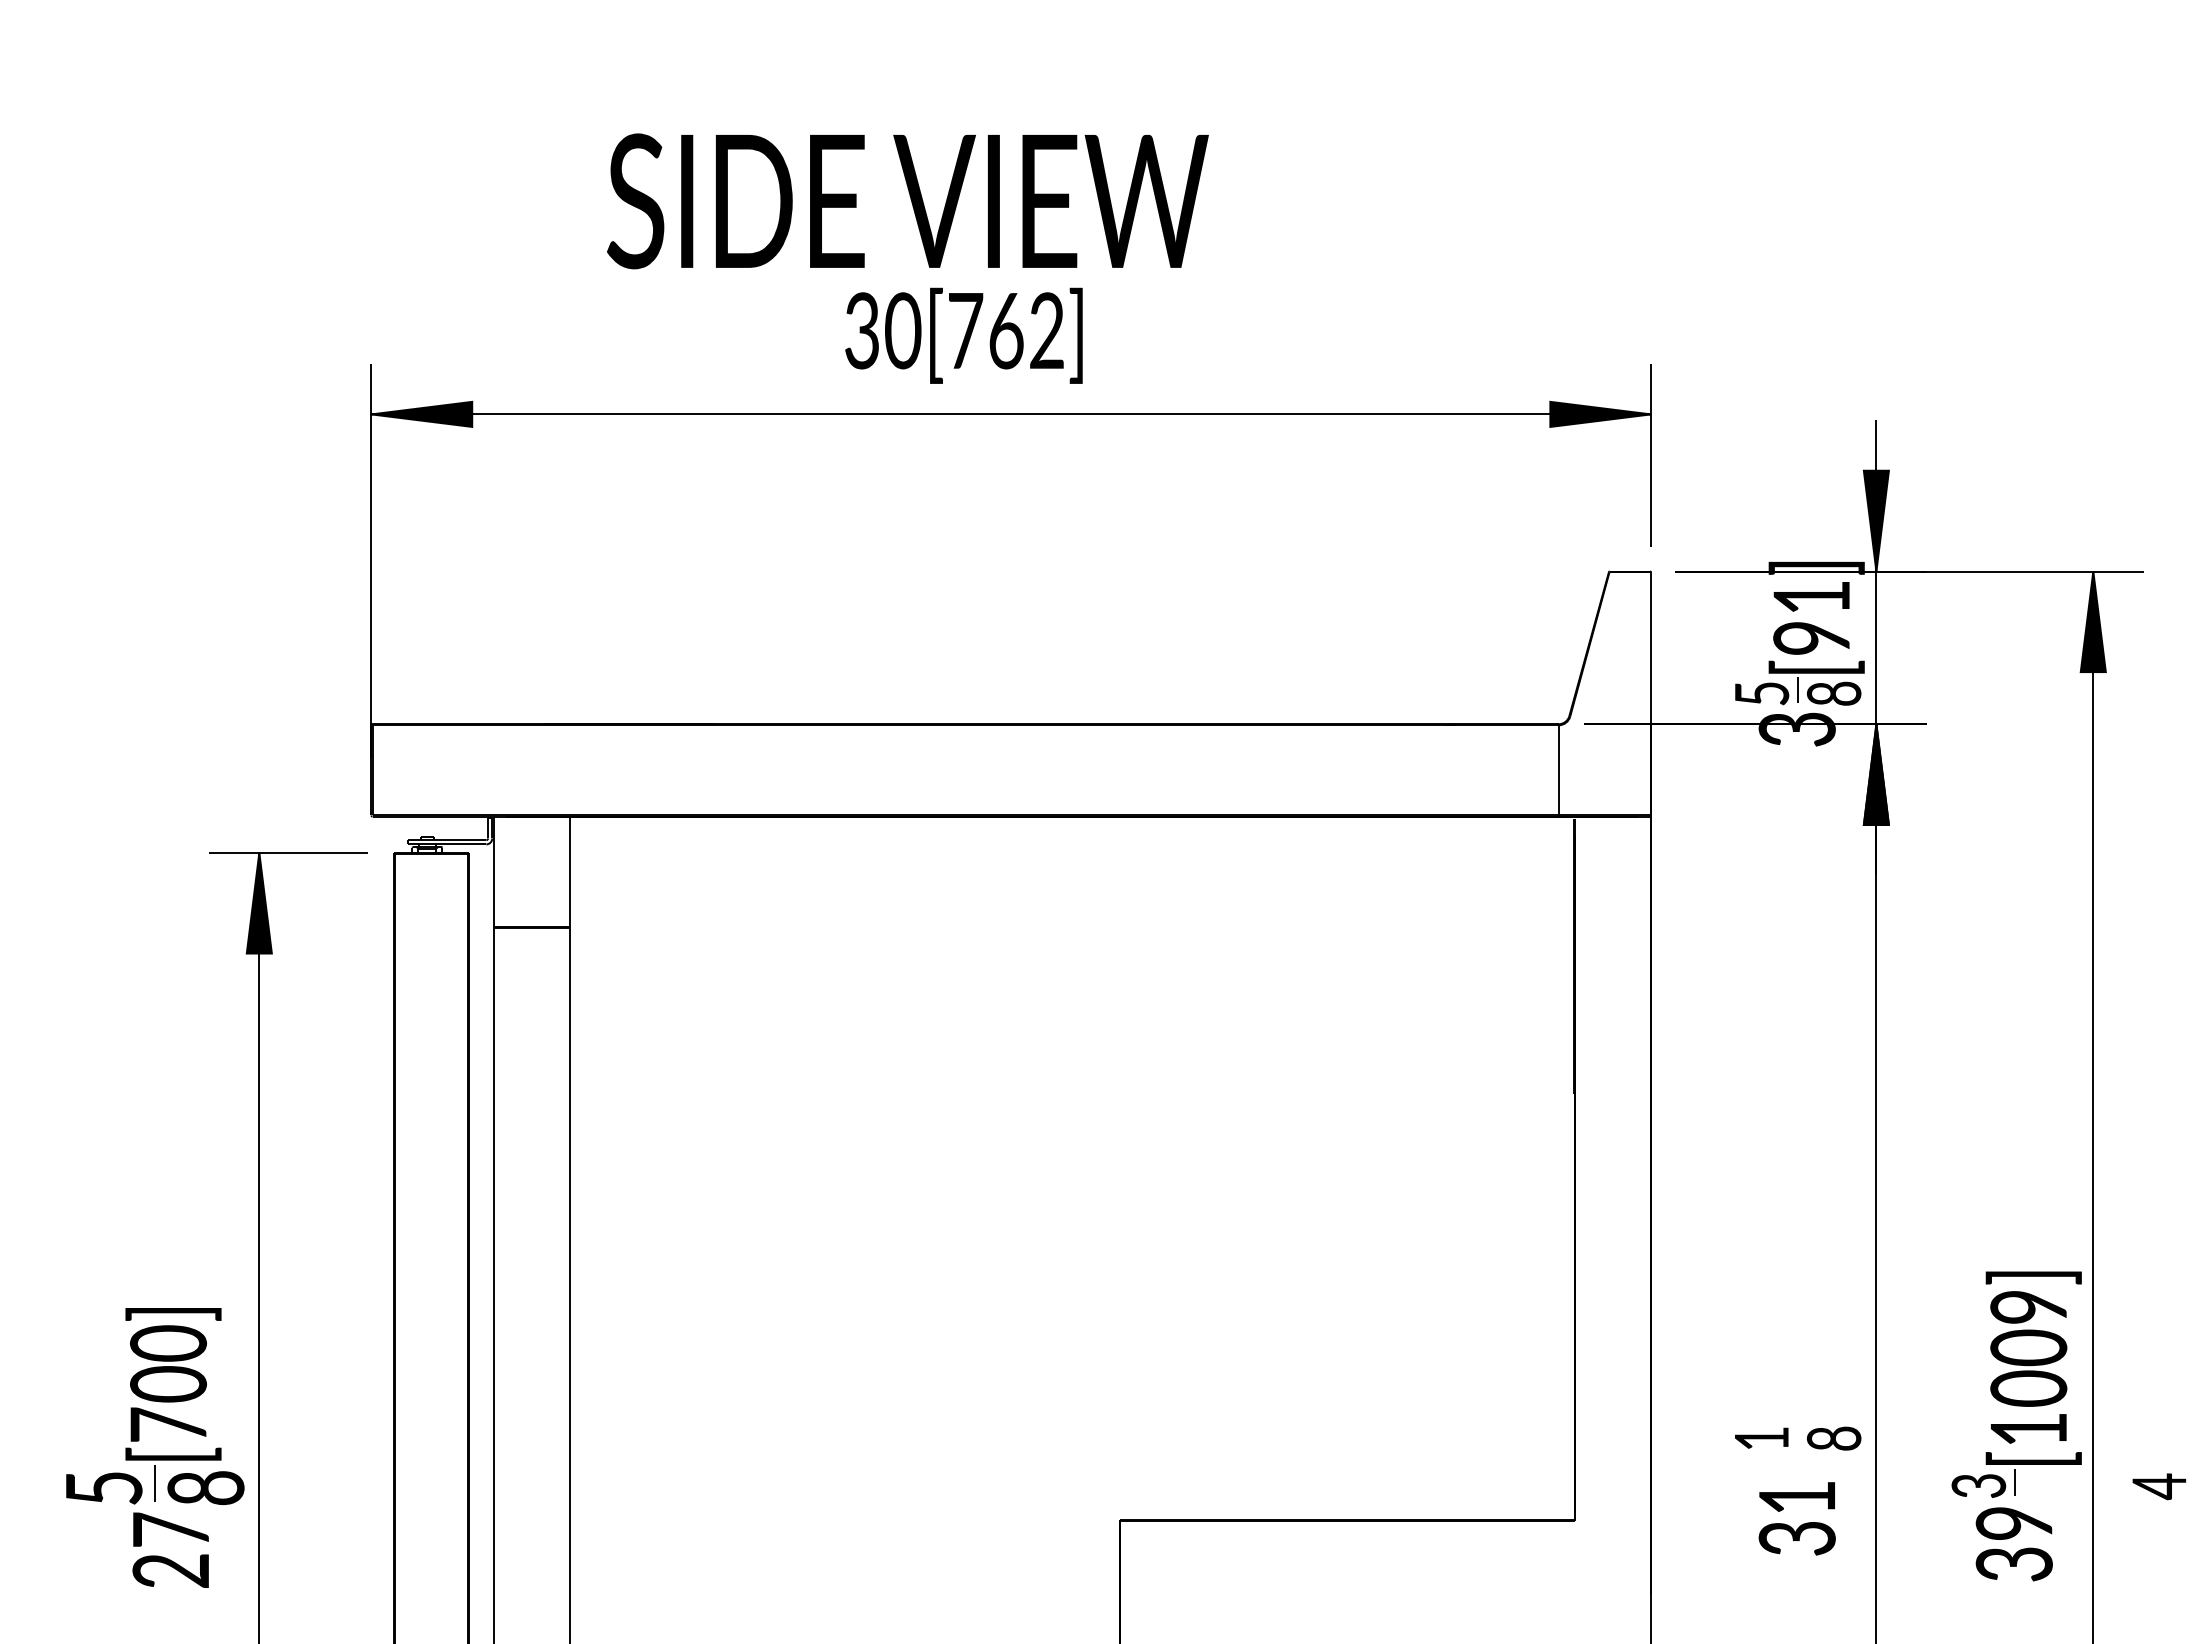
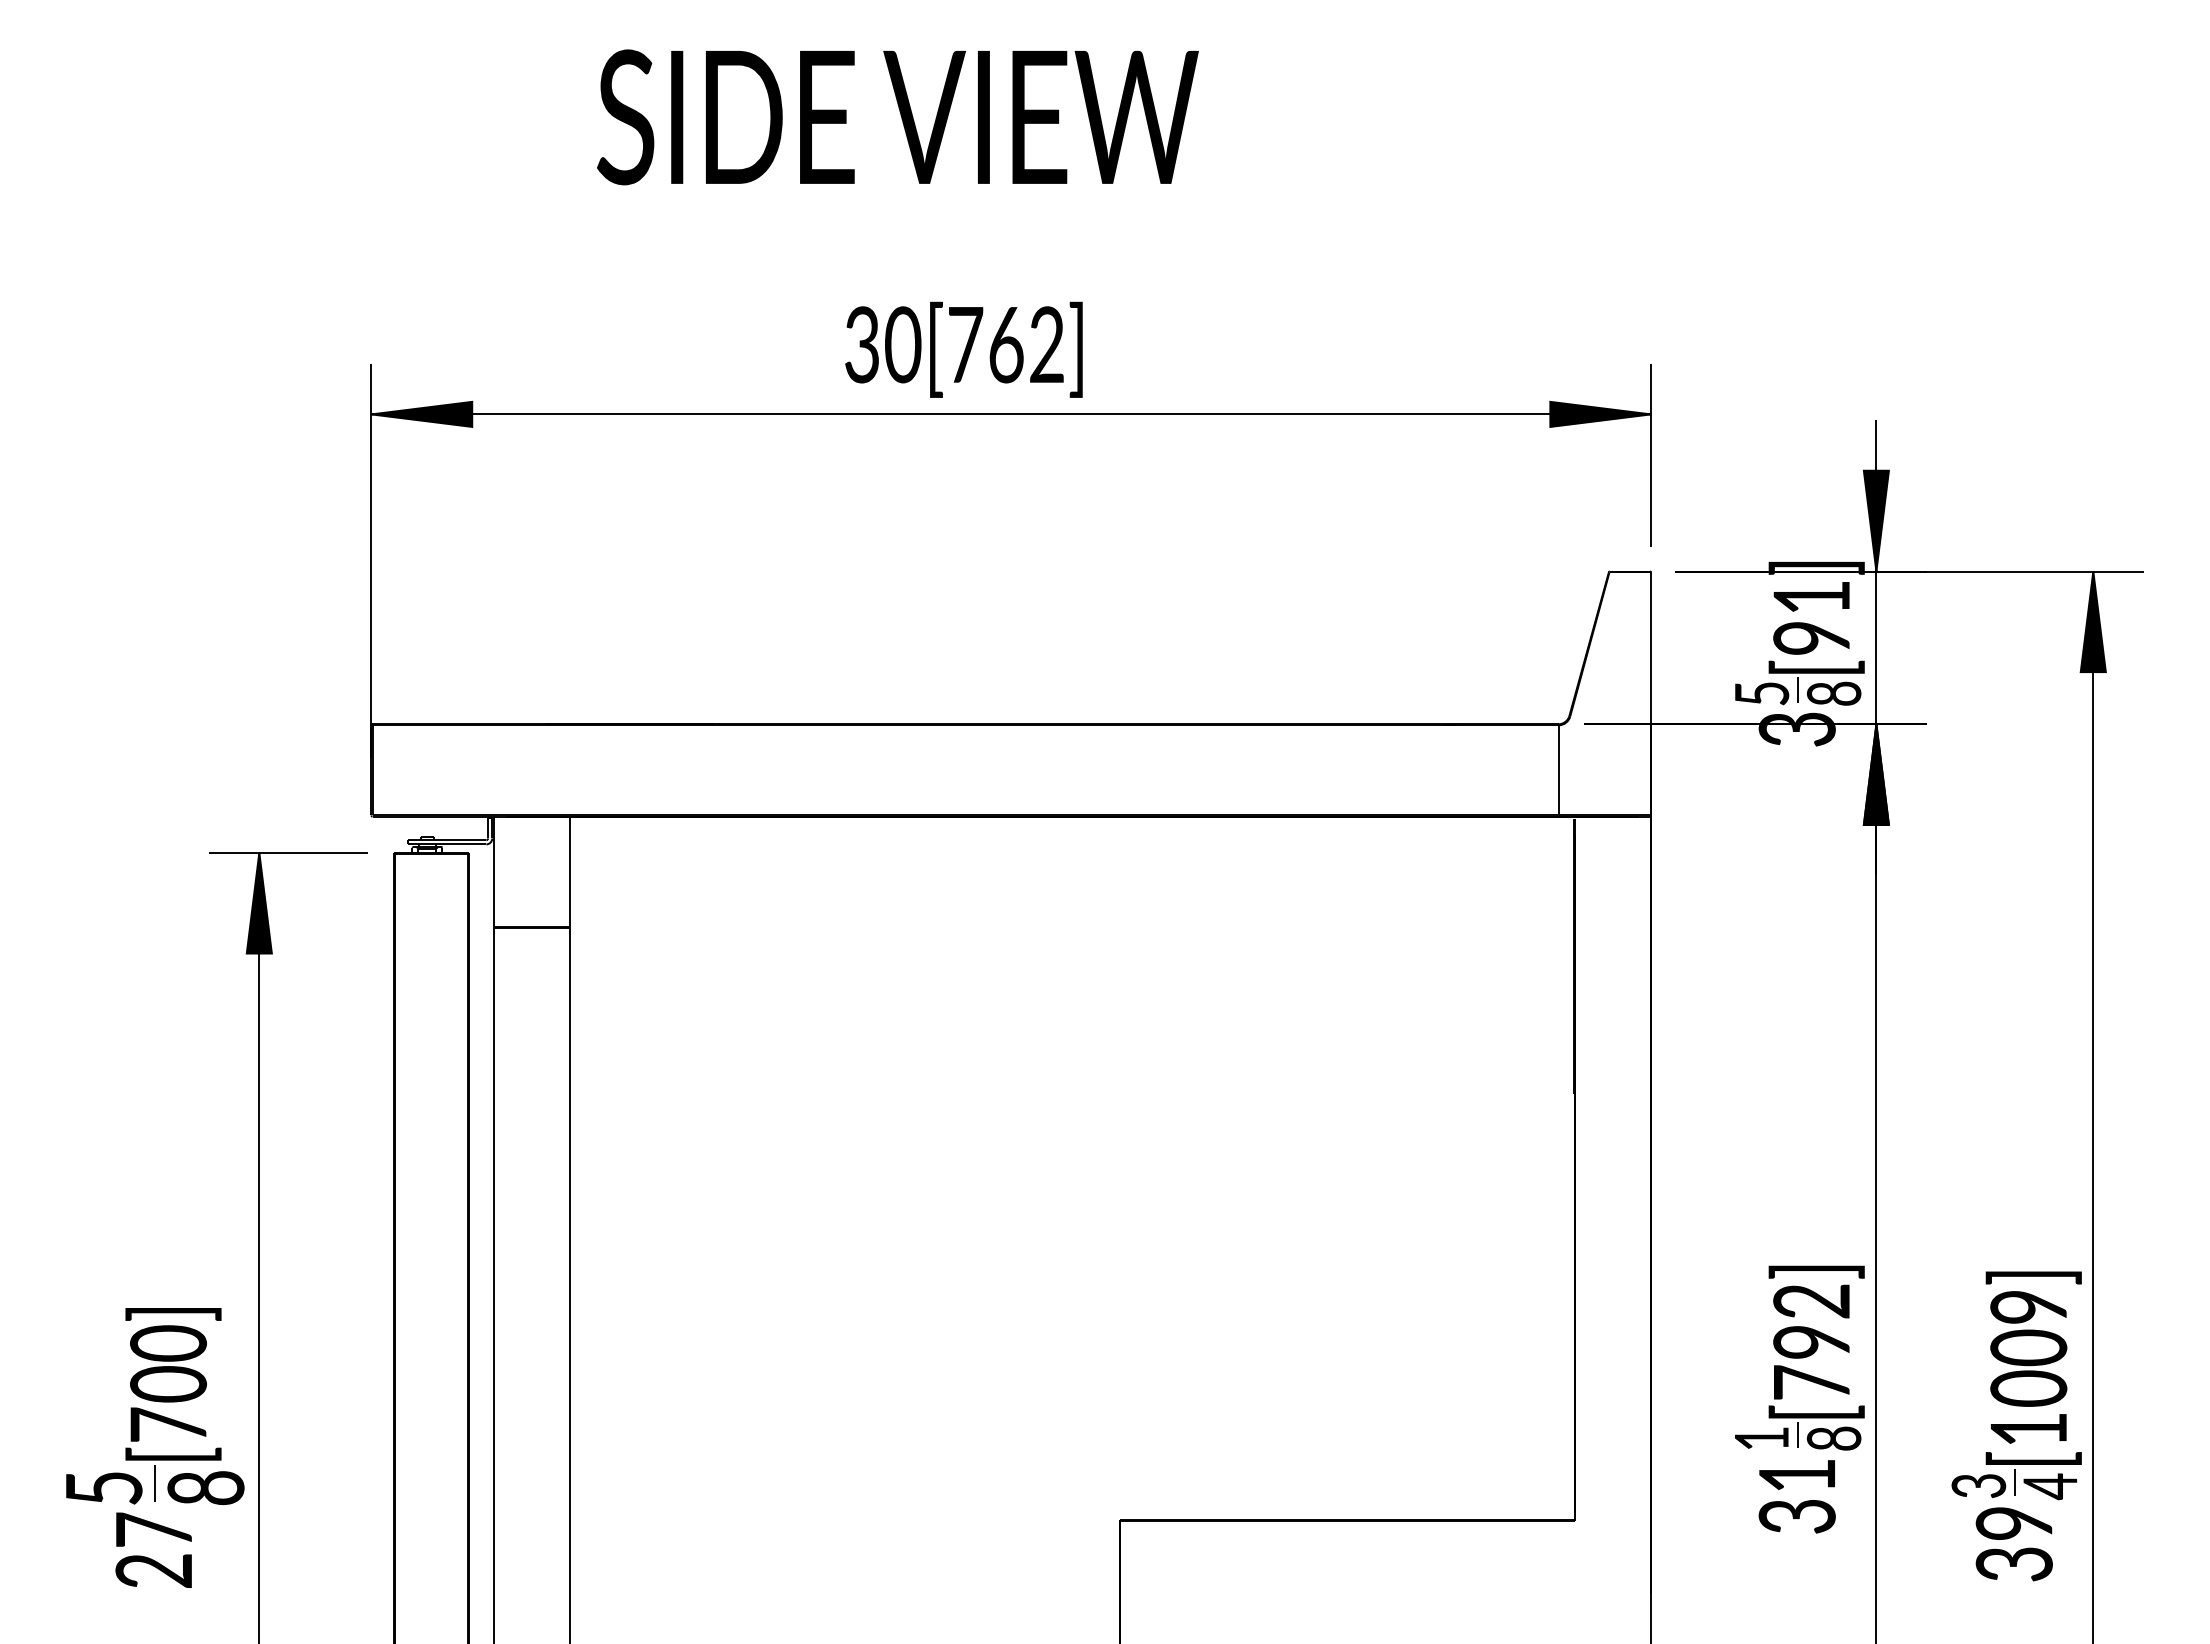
text position: (907, 201) -> (897, 117) (897, 117)
text position: (963, 335) -> (963, 349) (963, 349)
part: none -> present (1816, 1356)
text position: (2158, 1486) -> (2049, 1486) (2049, 1486)
text position: (1796, 1518) -> (1796, 1496) (1796, 1496)
text position: (170, 1549) -> (153, 1549) (153, 1549)
